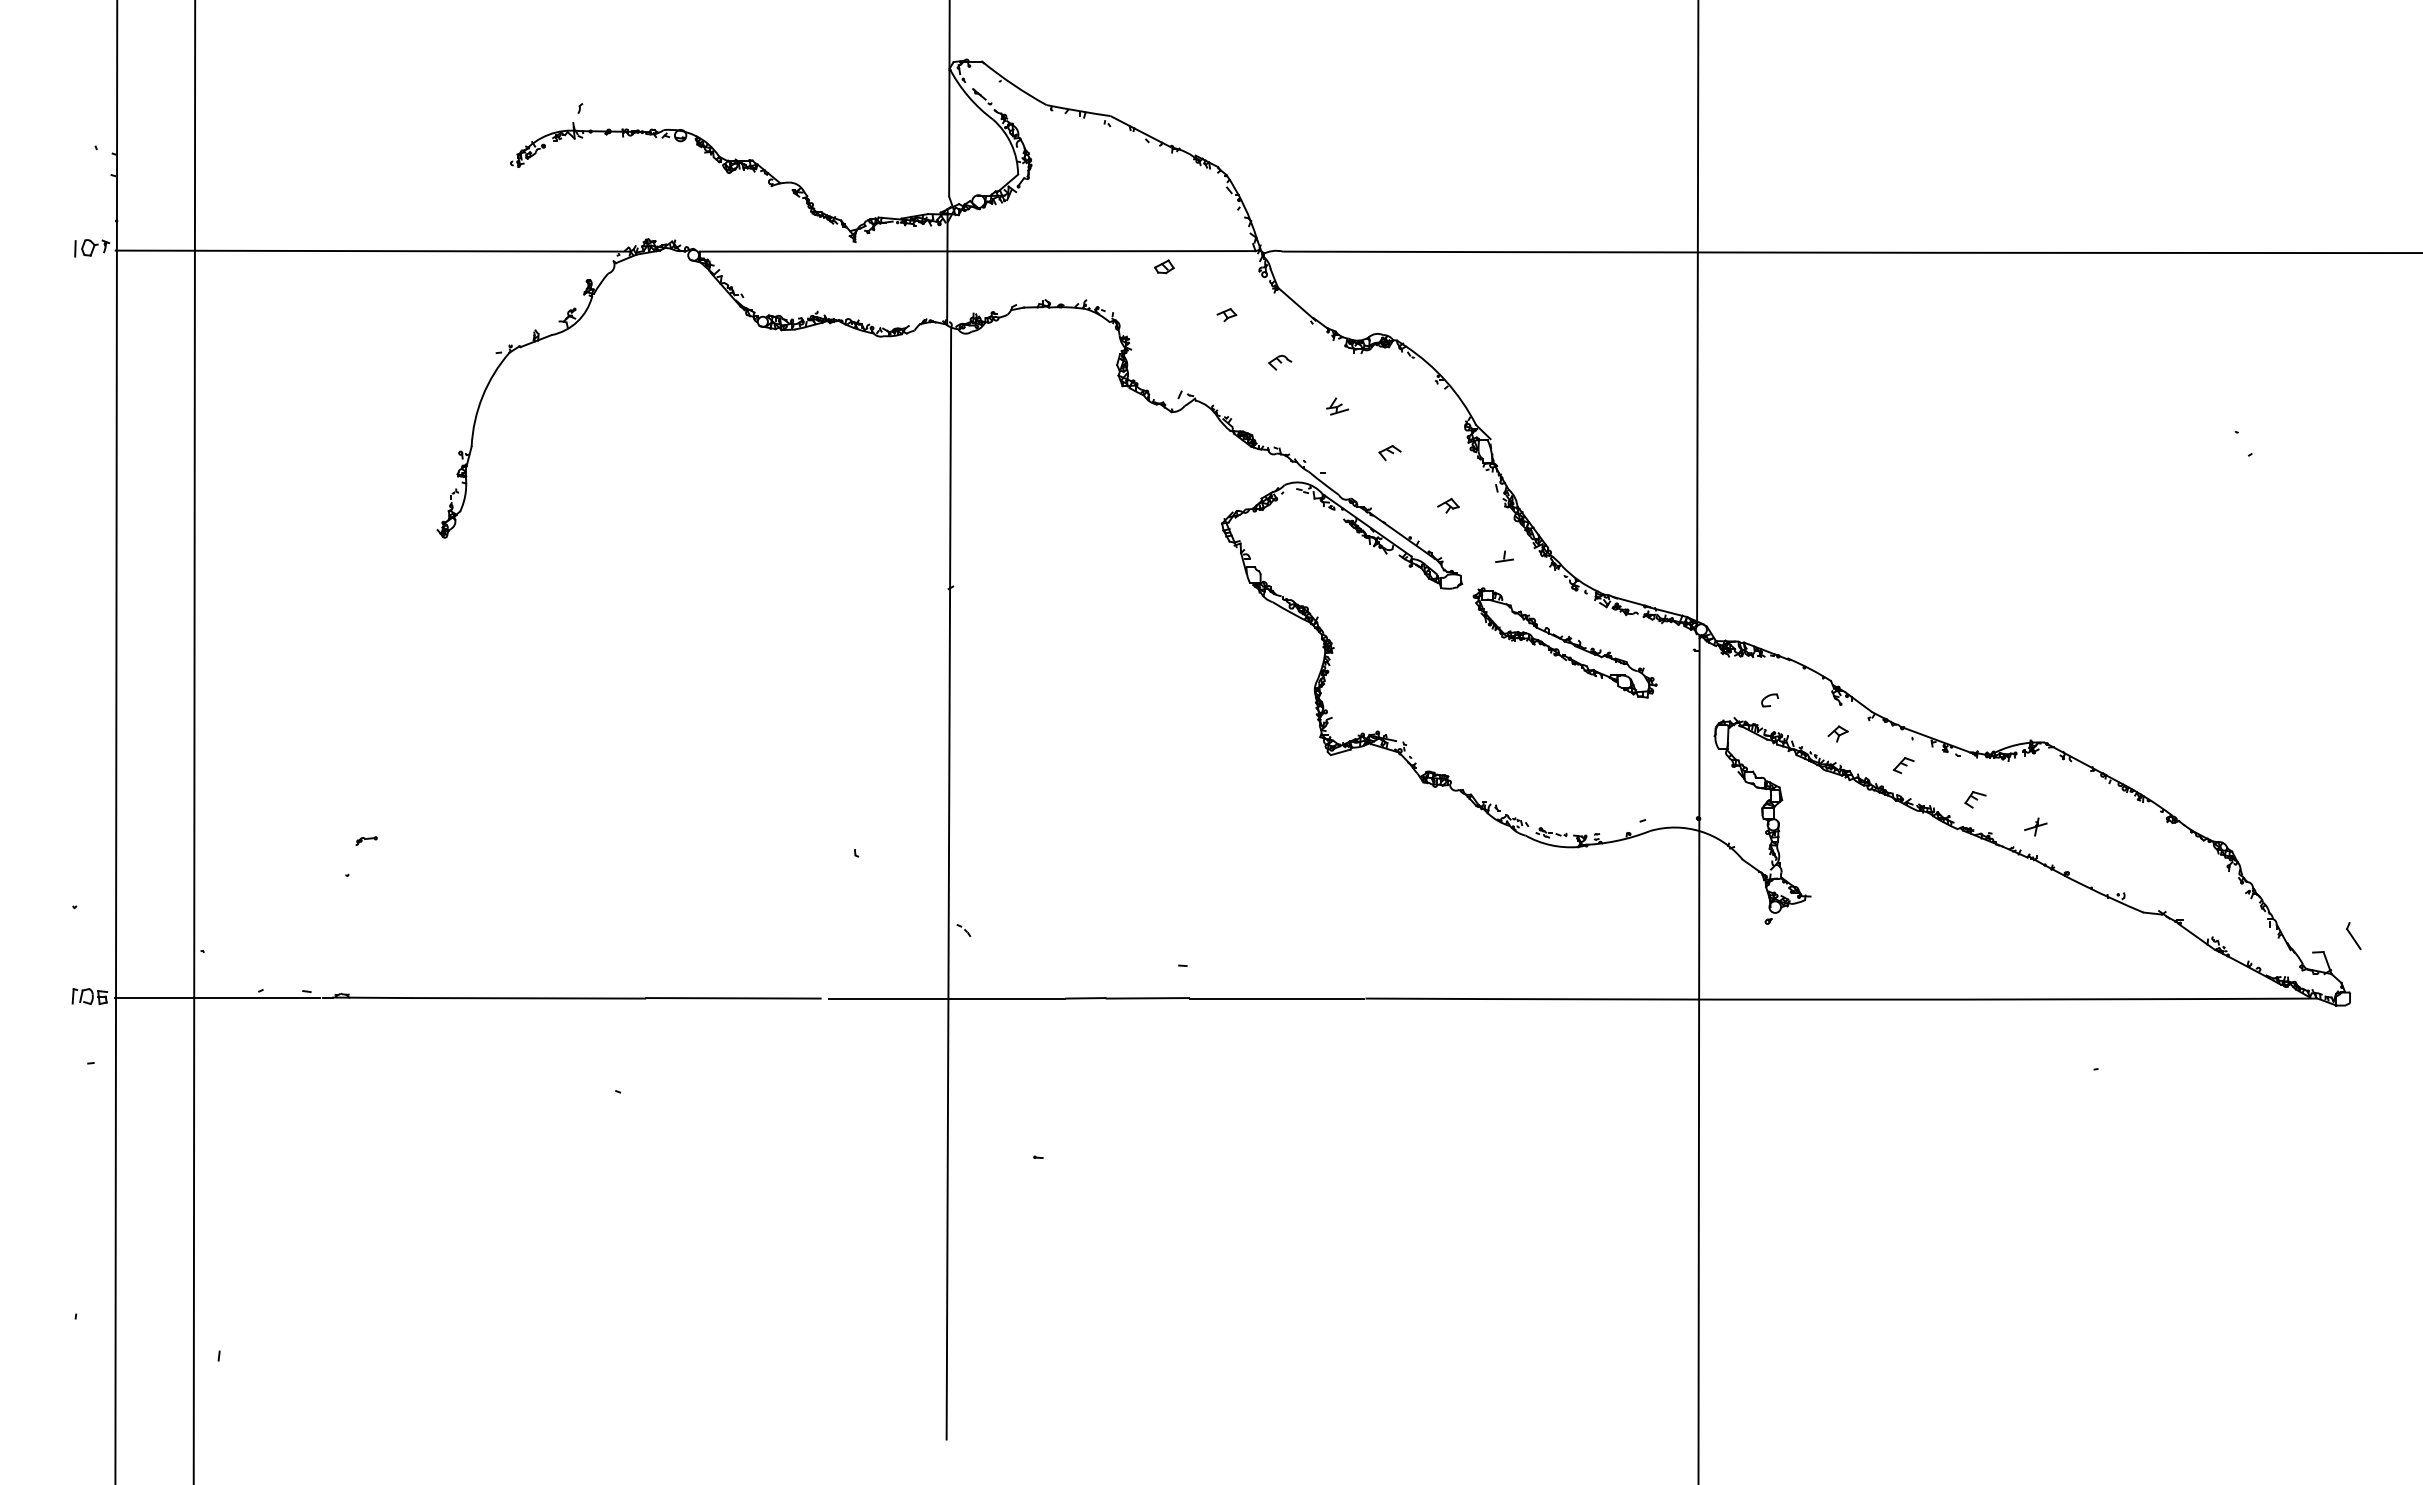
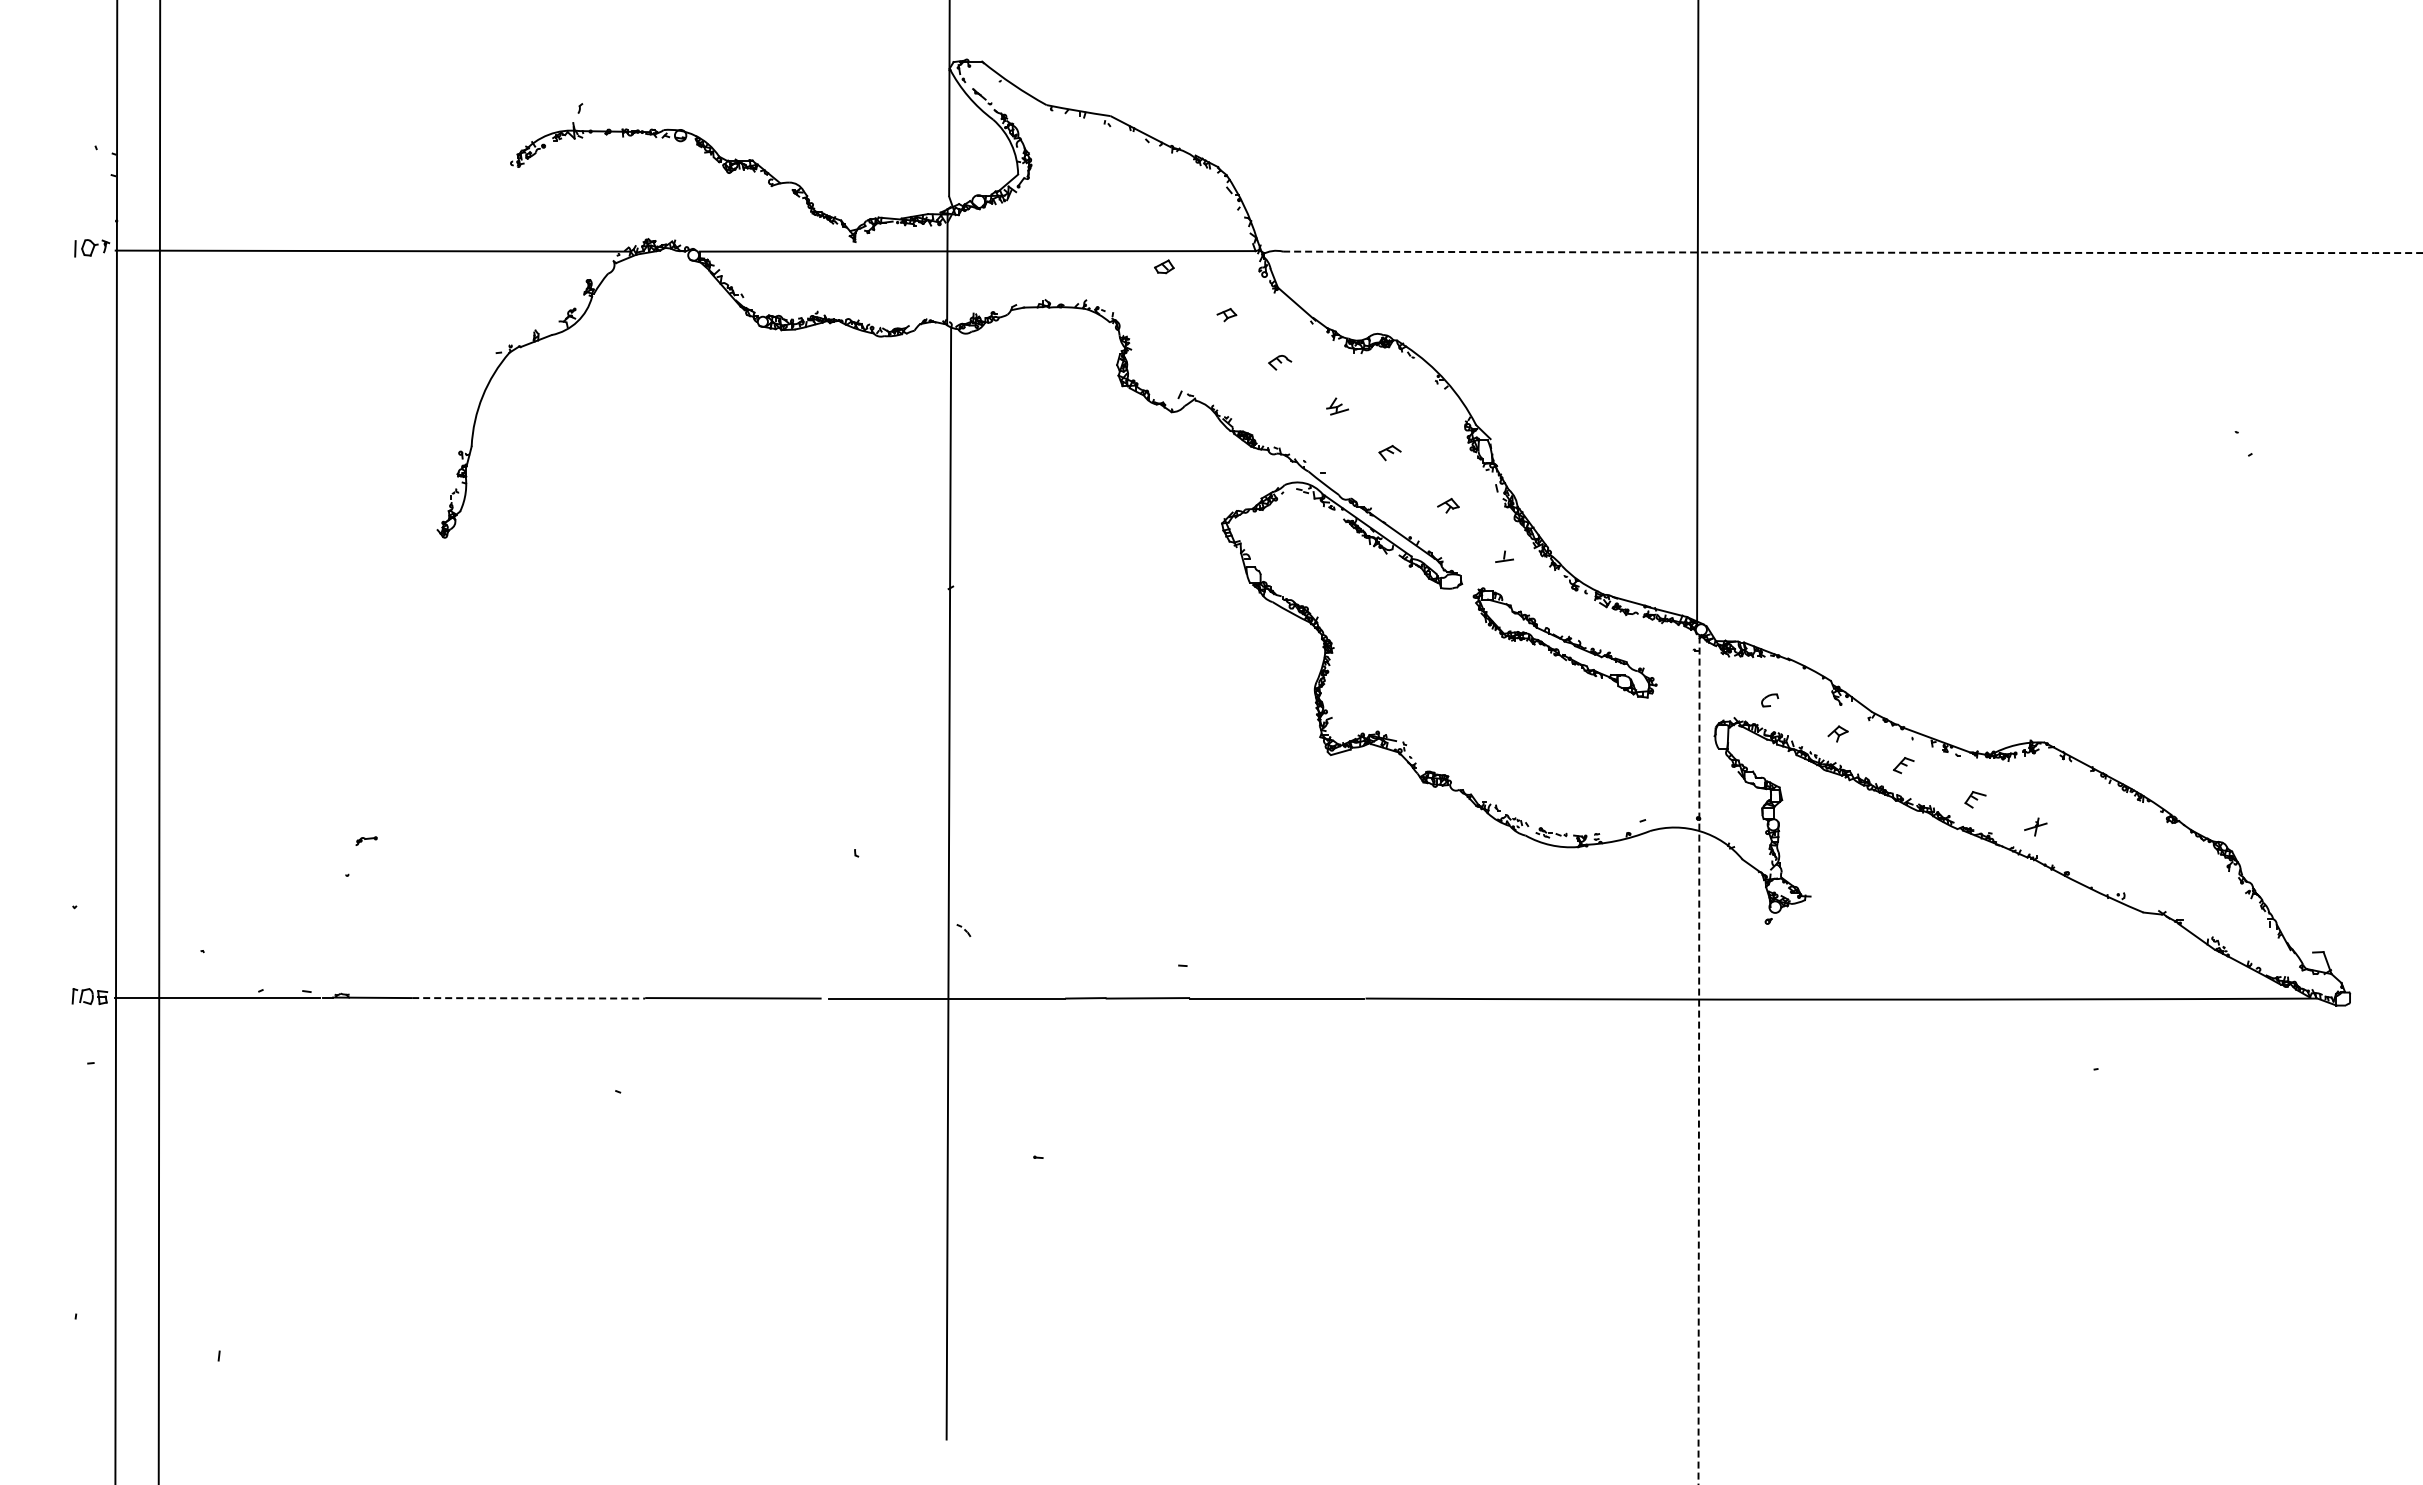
arc: solid -> dashed (1853, 252)
line position: (194, 741) -> (159, 741) (159, 741)
part: present -> none (2353, 936)
line: solid -> dashed (529, 998)
line: solid -> dashed (1699, 1060)
